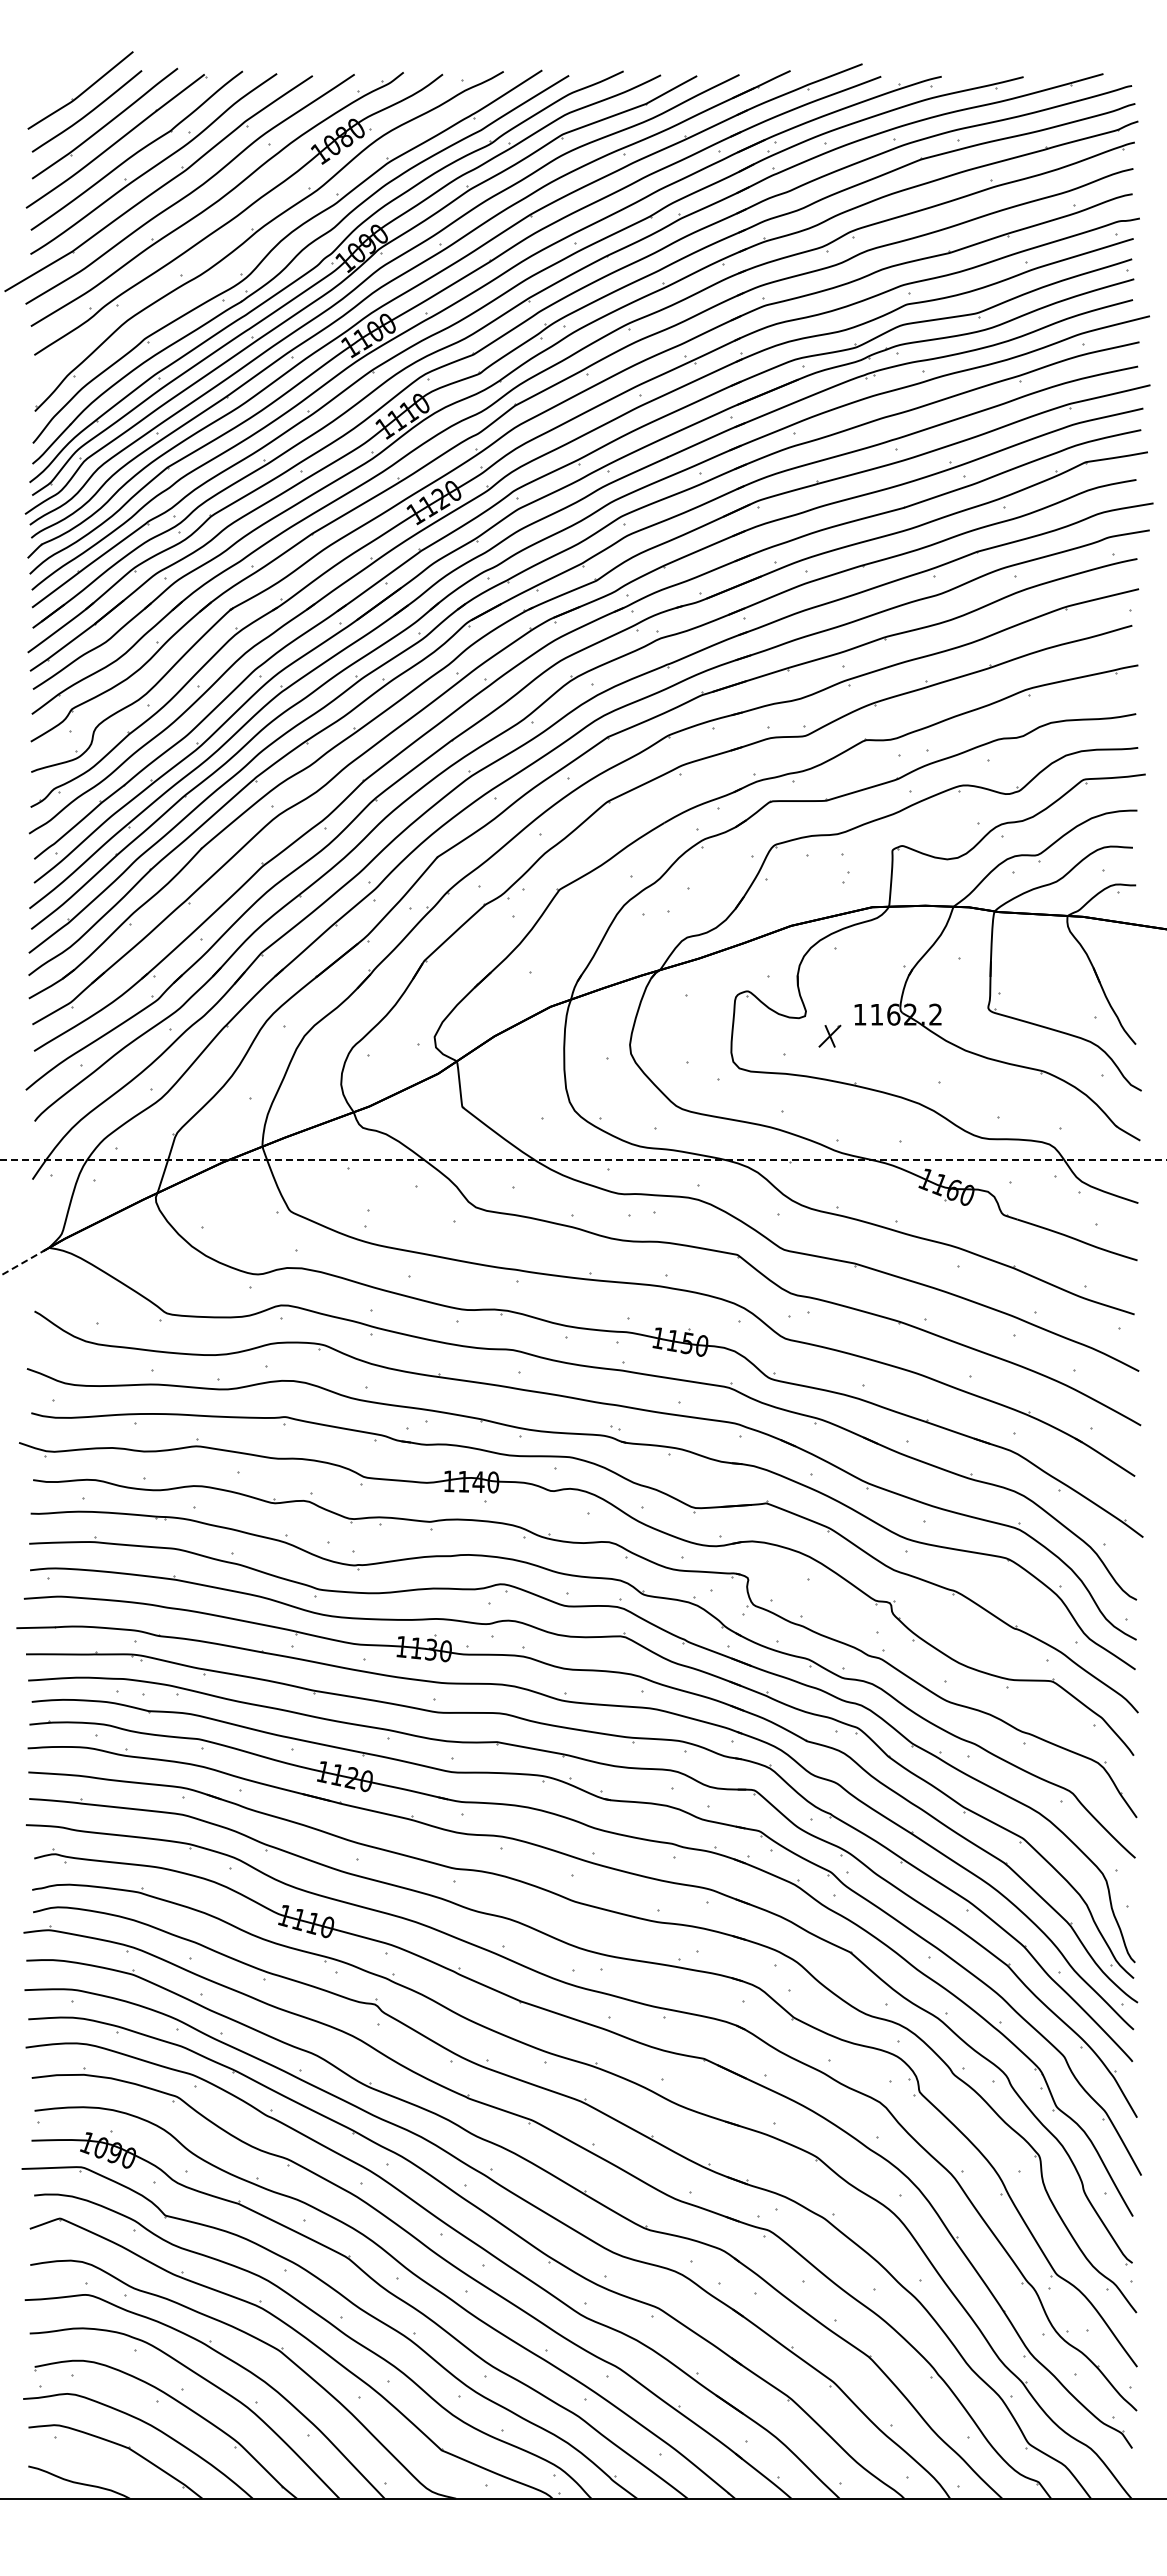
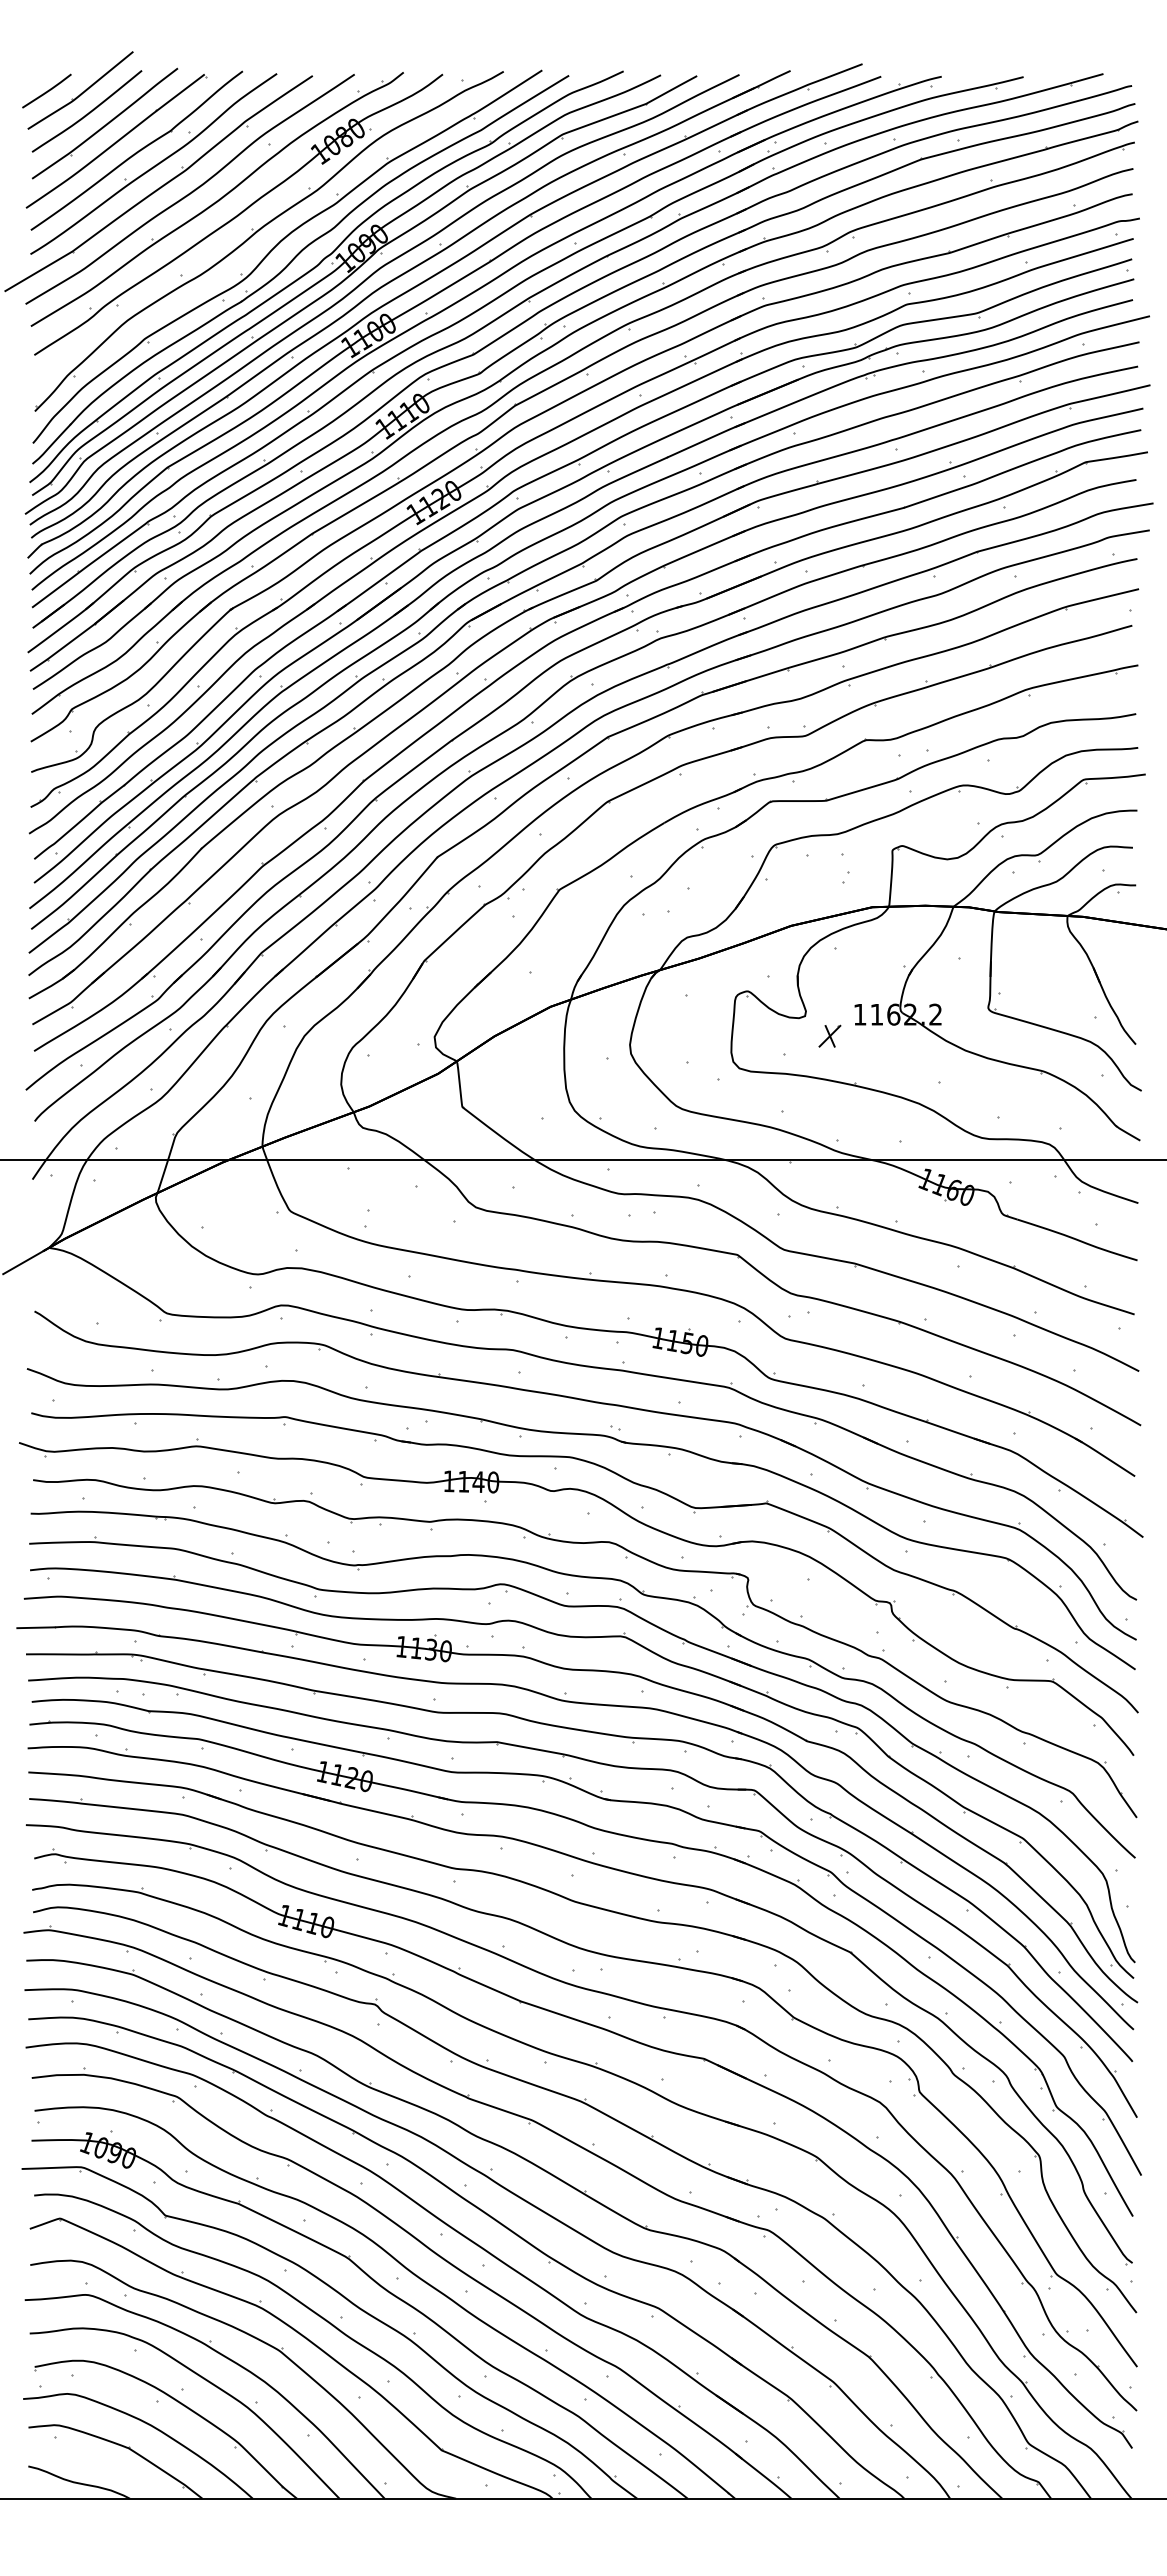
line: none -> present (47, 90)
line: dashed -> solid (583, 1160)
line: dashed -> solid (23, 1262)
